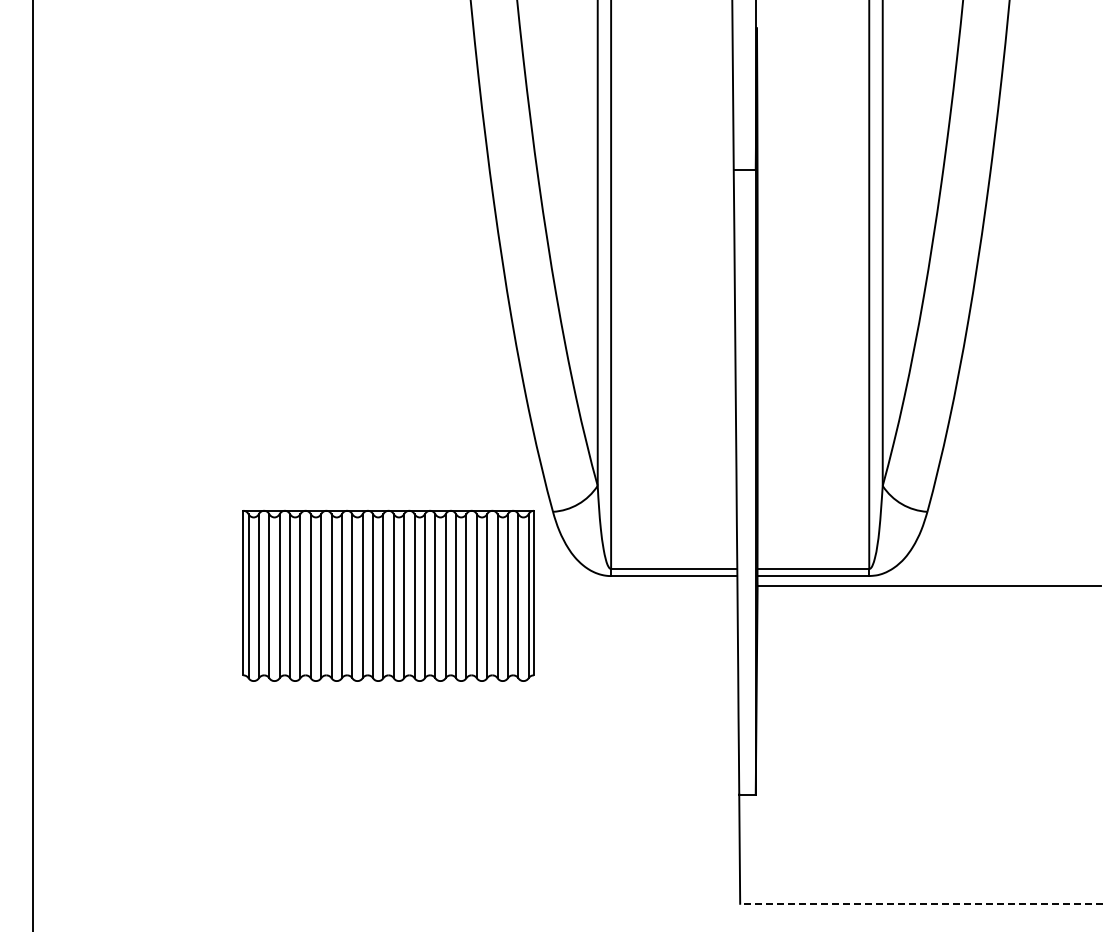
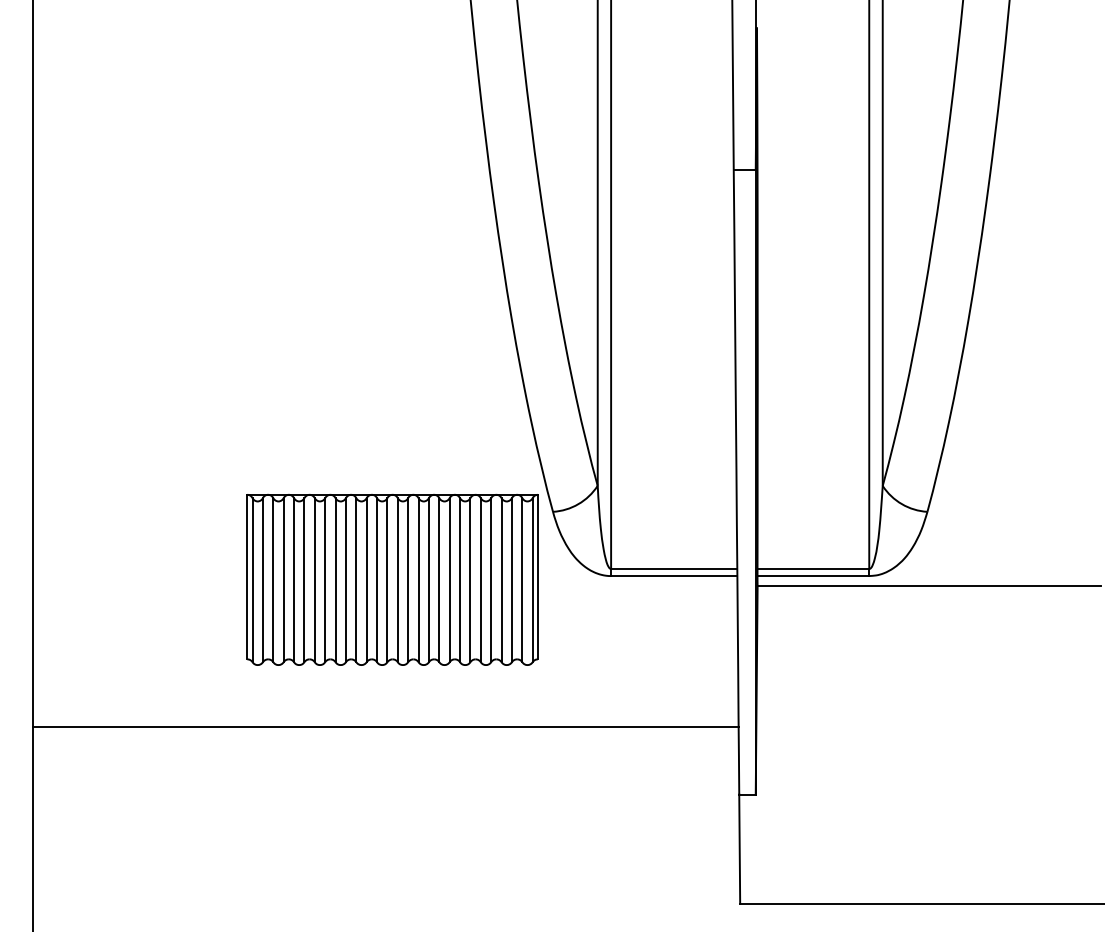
part position: (388, 595) -> (392, 579) (392, 579)
line: none -> present (385, 727)
line: dashed -> solid (921, 903)
